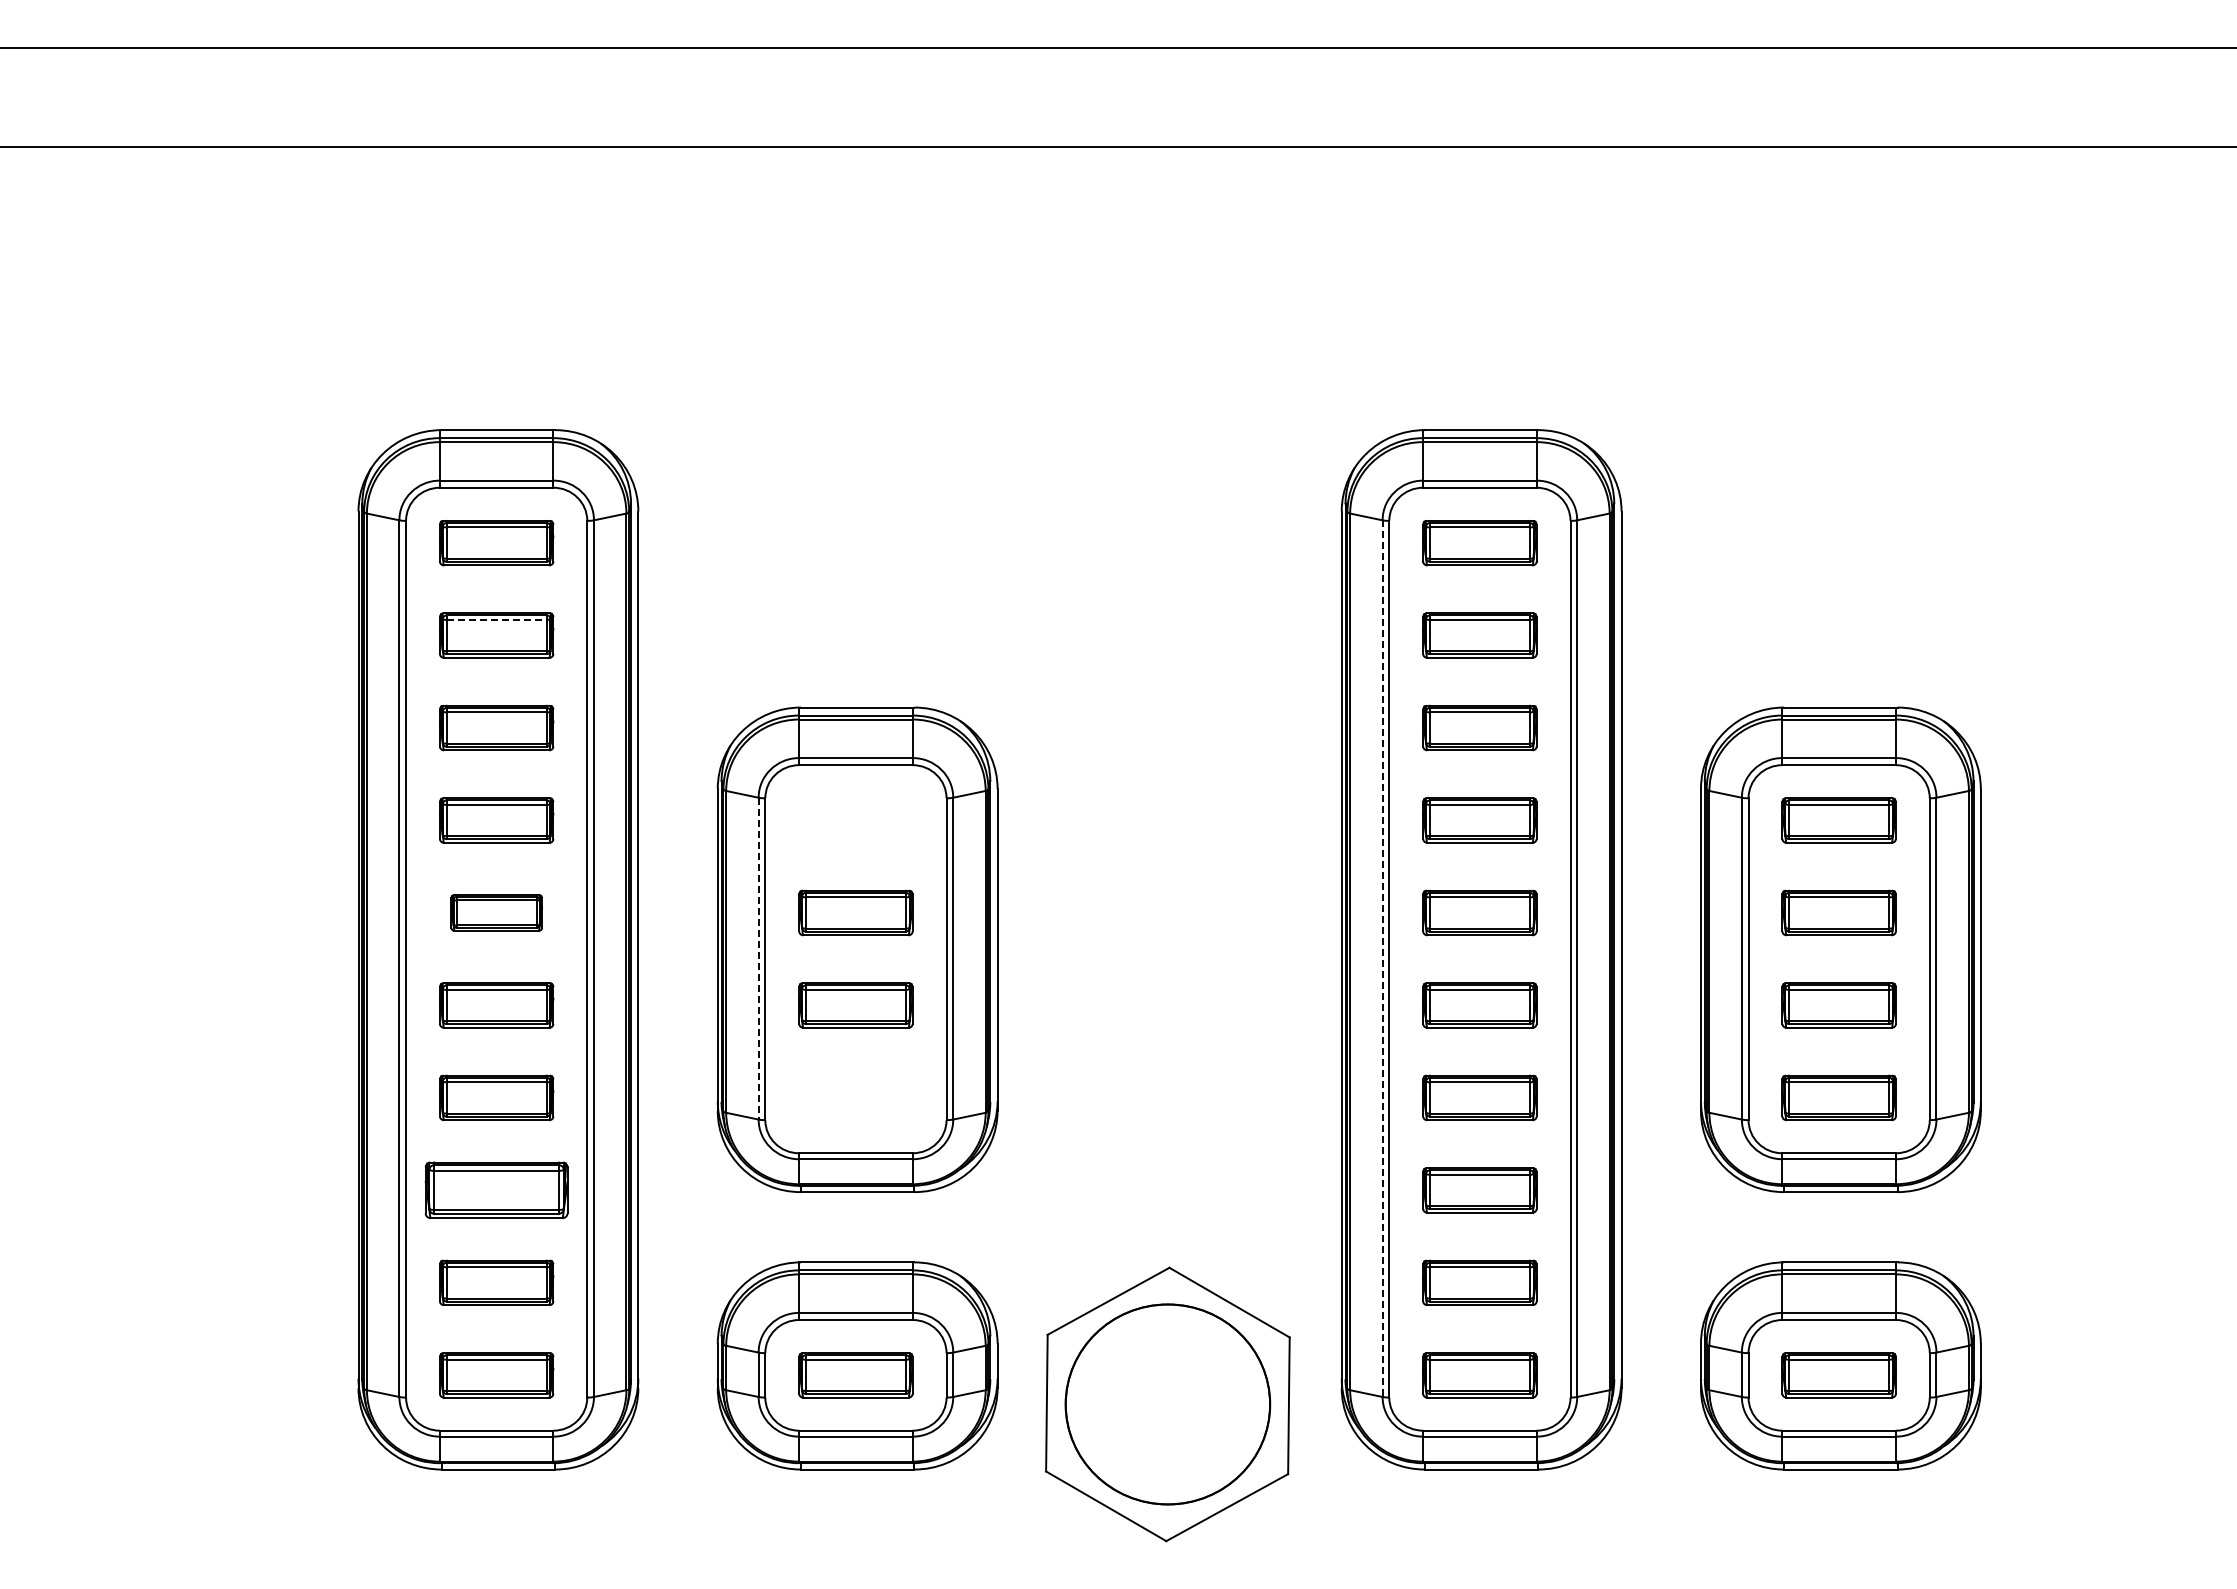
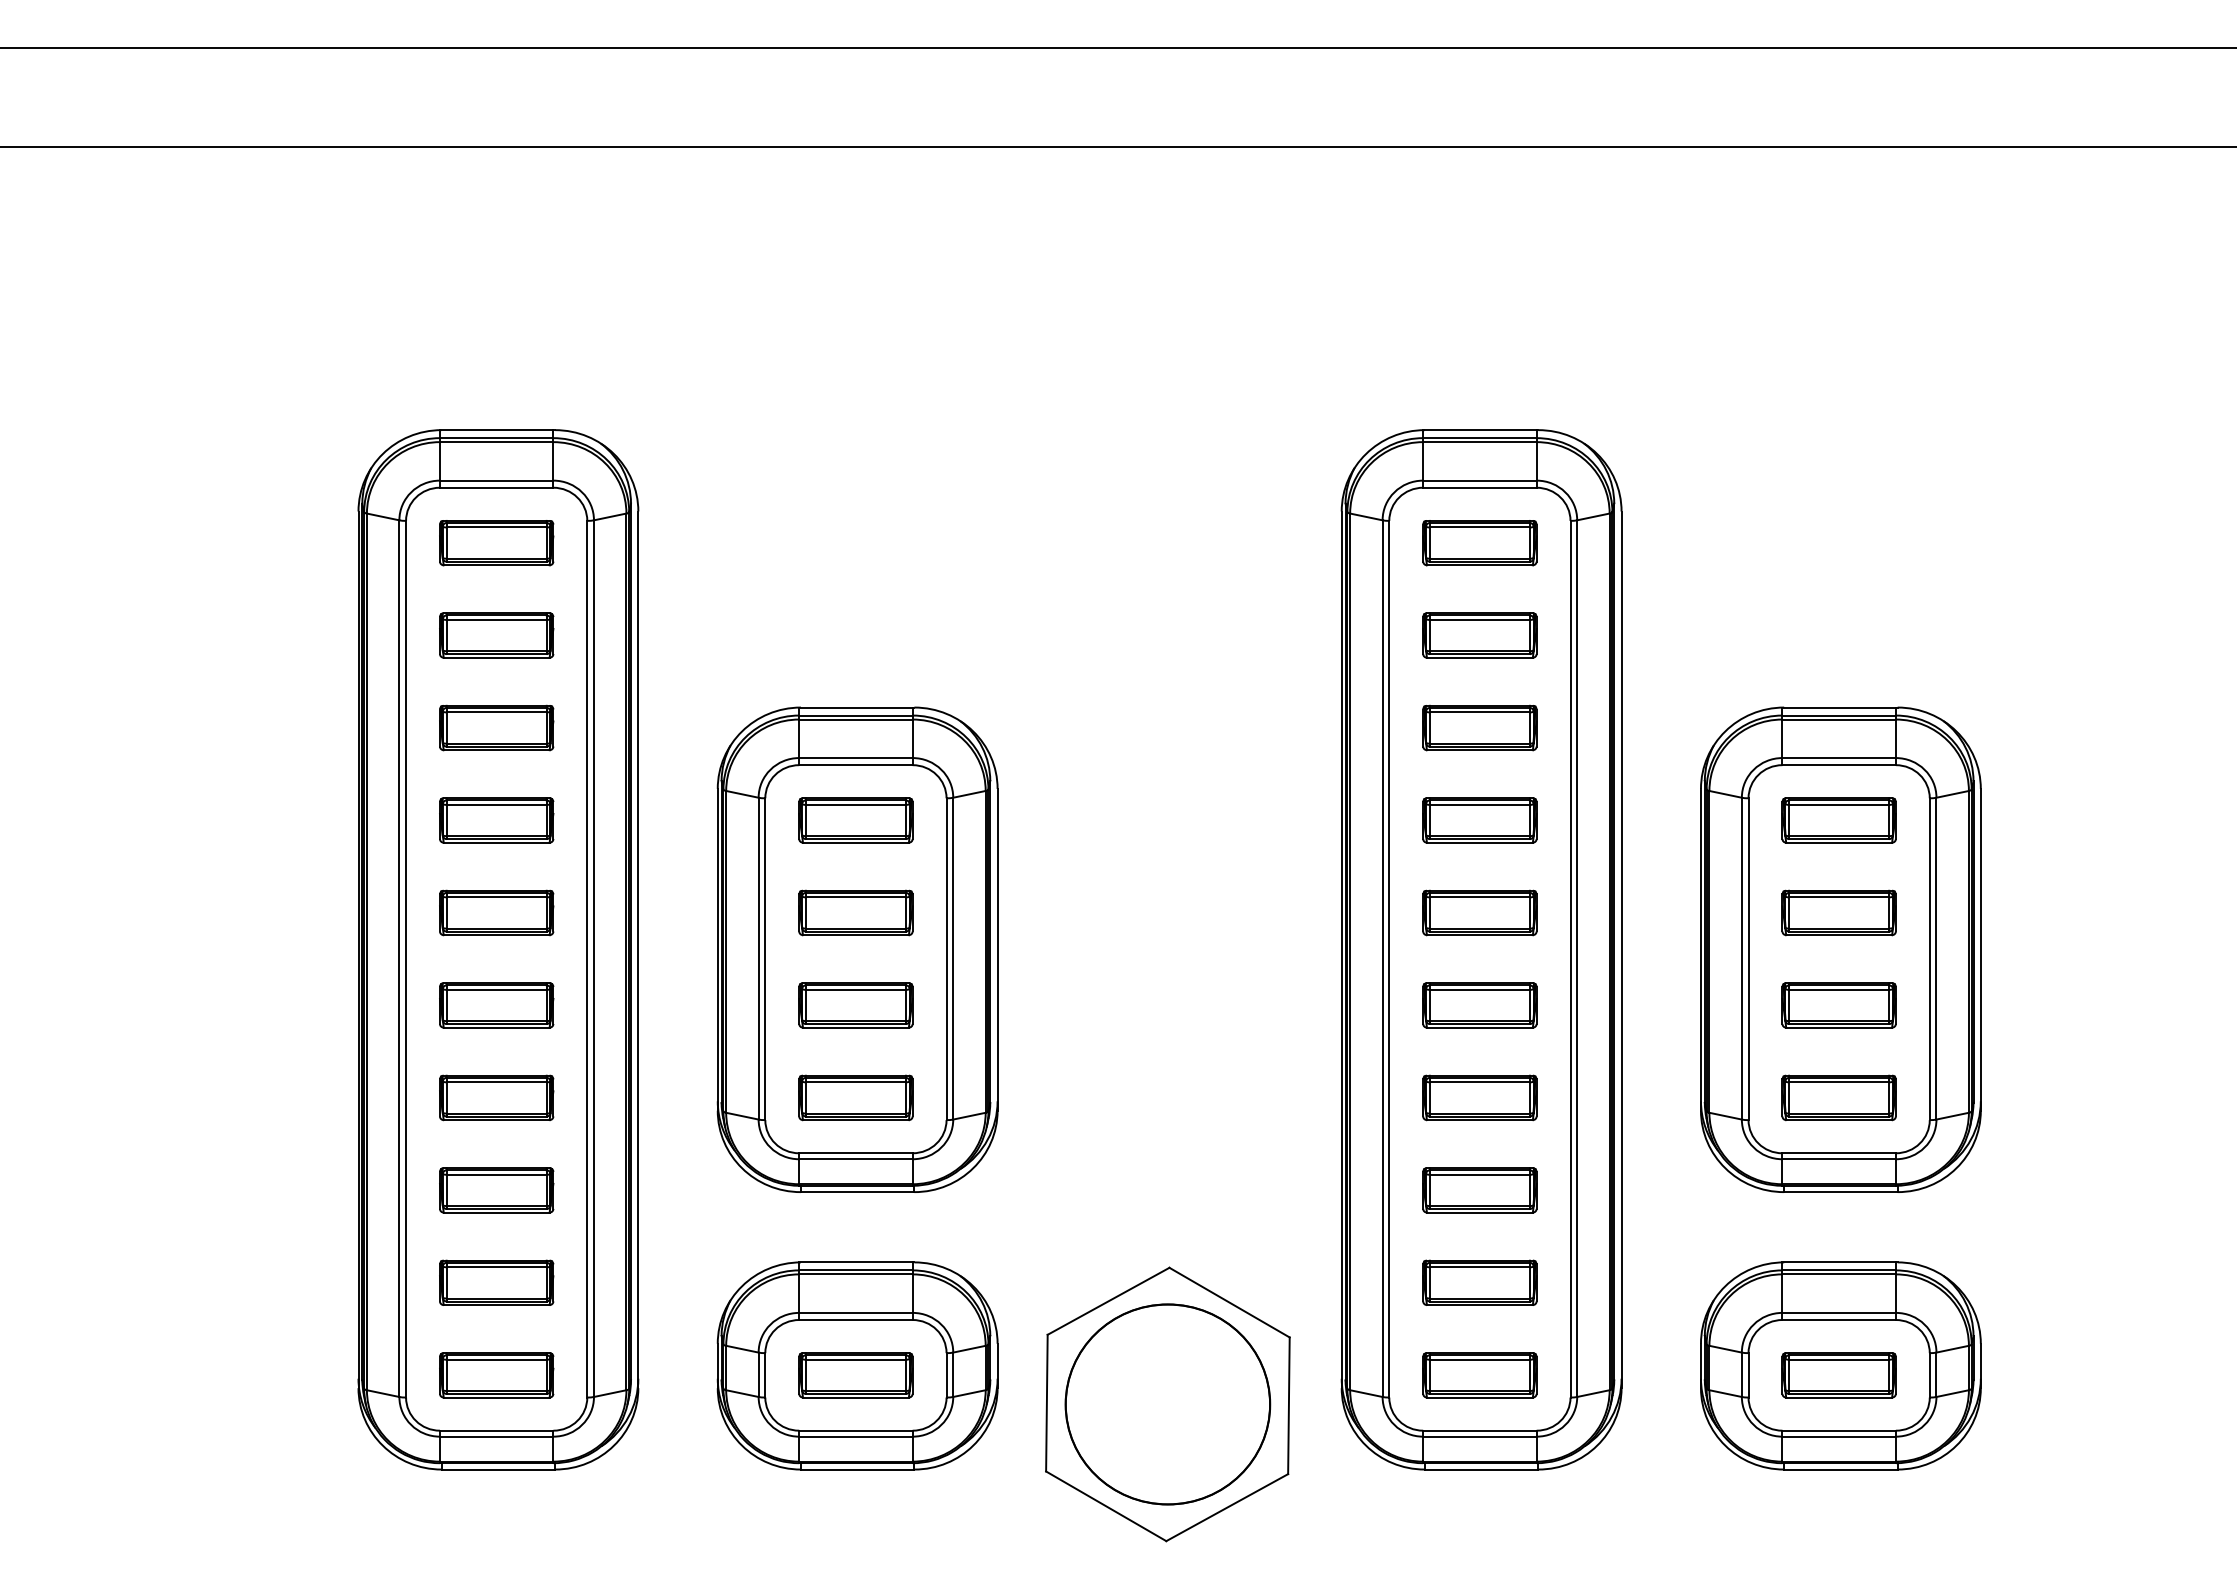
line: dashed -> solid (497, 619)
part: none -> present (855, 820)
part size: 94x38 px -> 116x48 px (496, 912)
line: dashed -> solid (758, 958)
line: dashed -> solid (1382, 959)
part: none -> present (855, 1097)
part size: 145x59 px -> 116x47 px (496, 1190)
